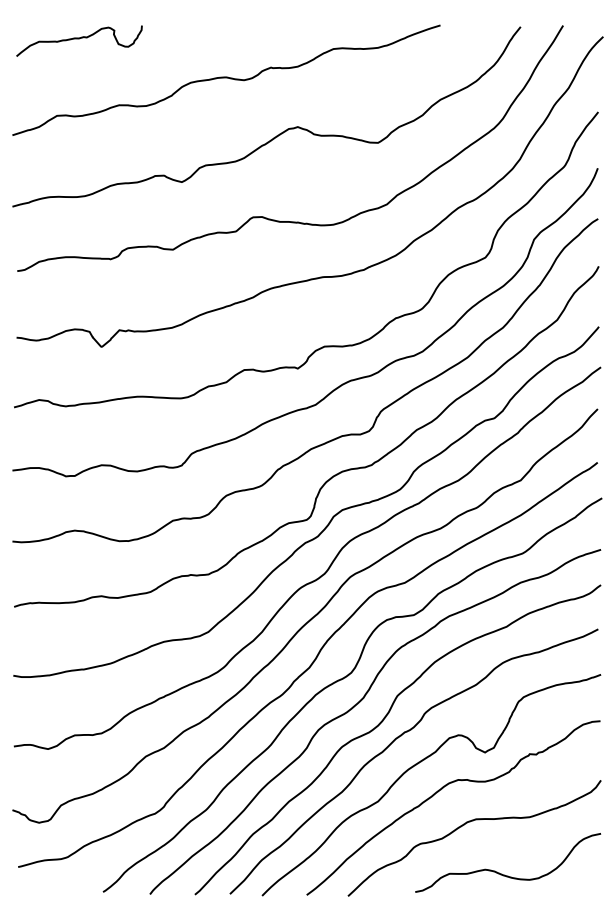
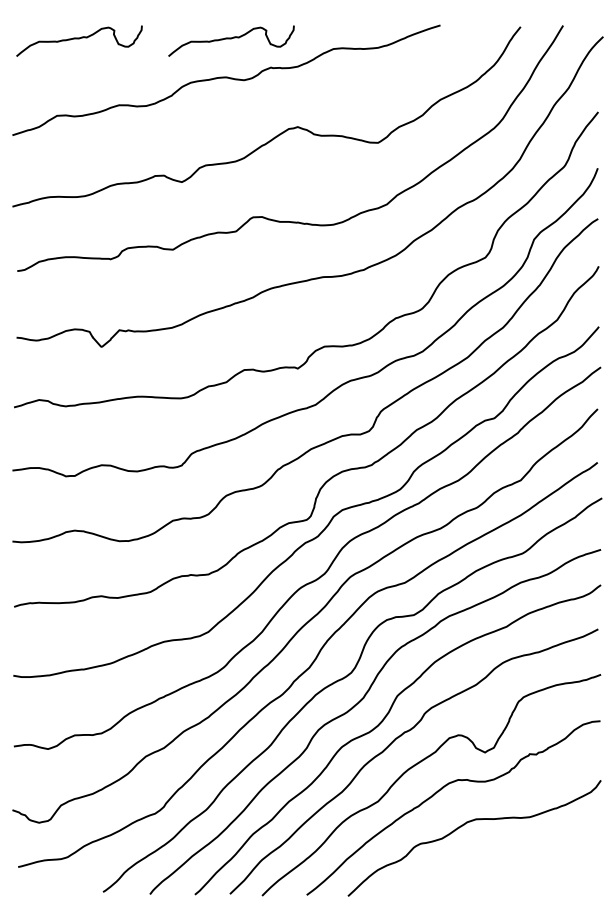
curve: none -> present (231, 39)
curve: present -> none (504, 874)
